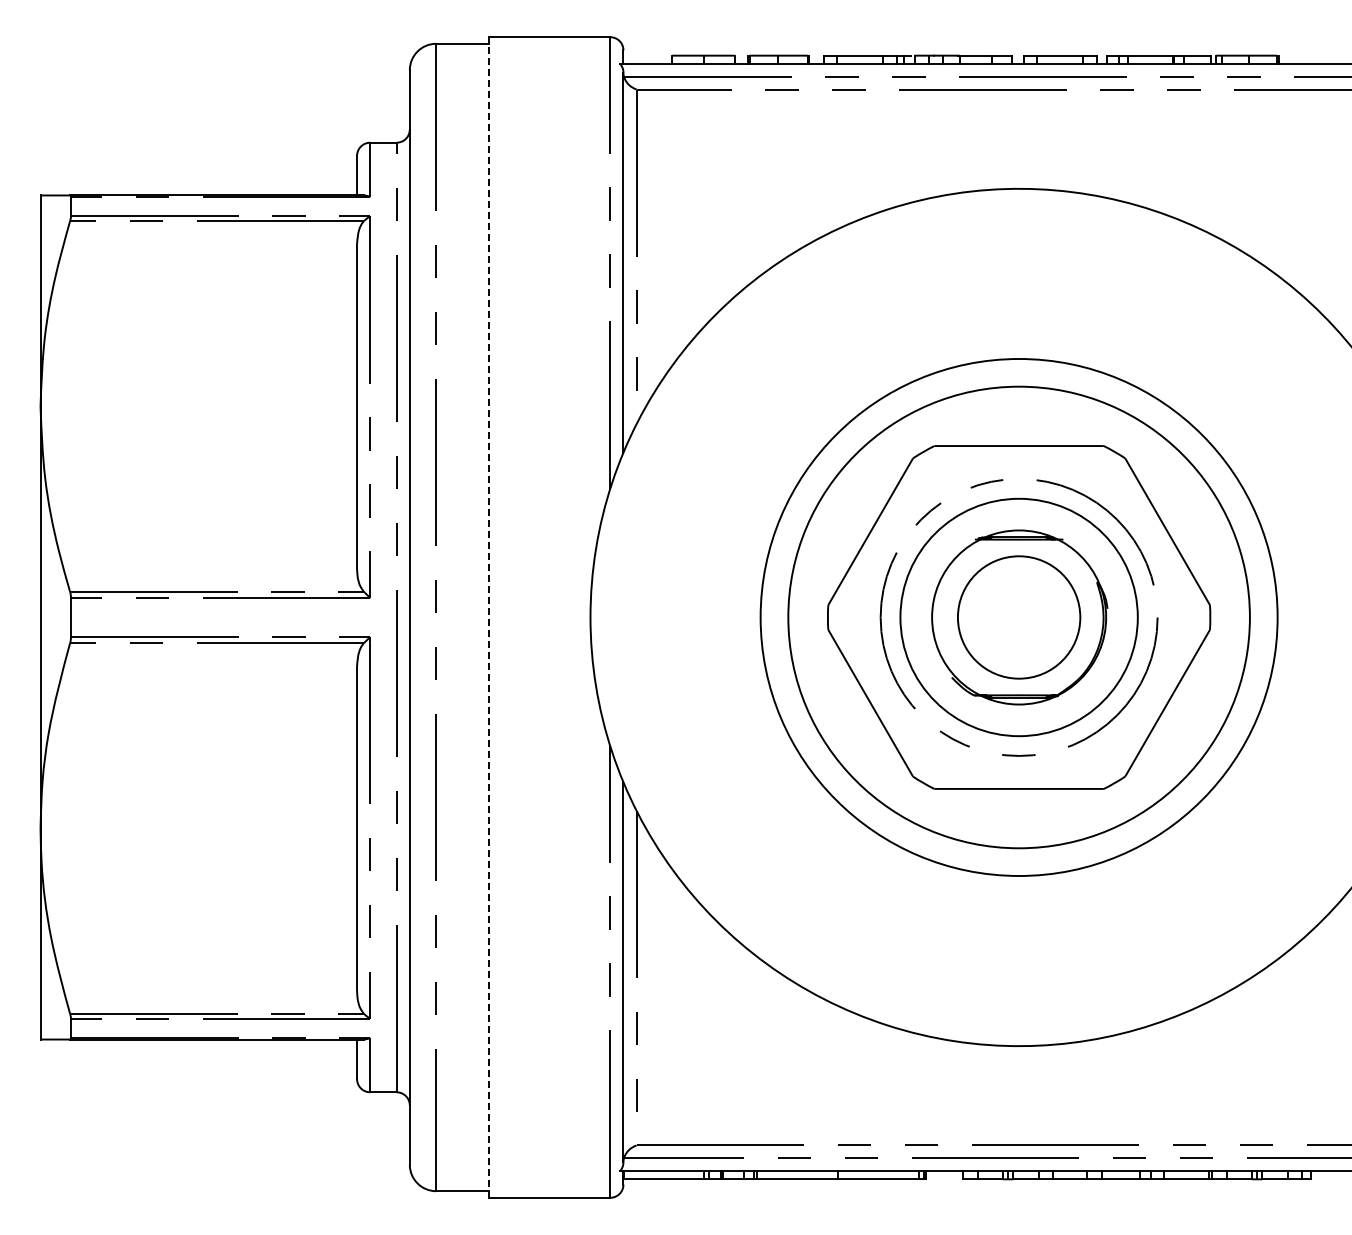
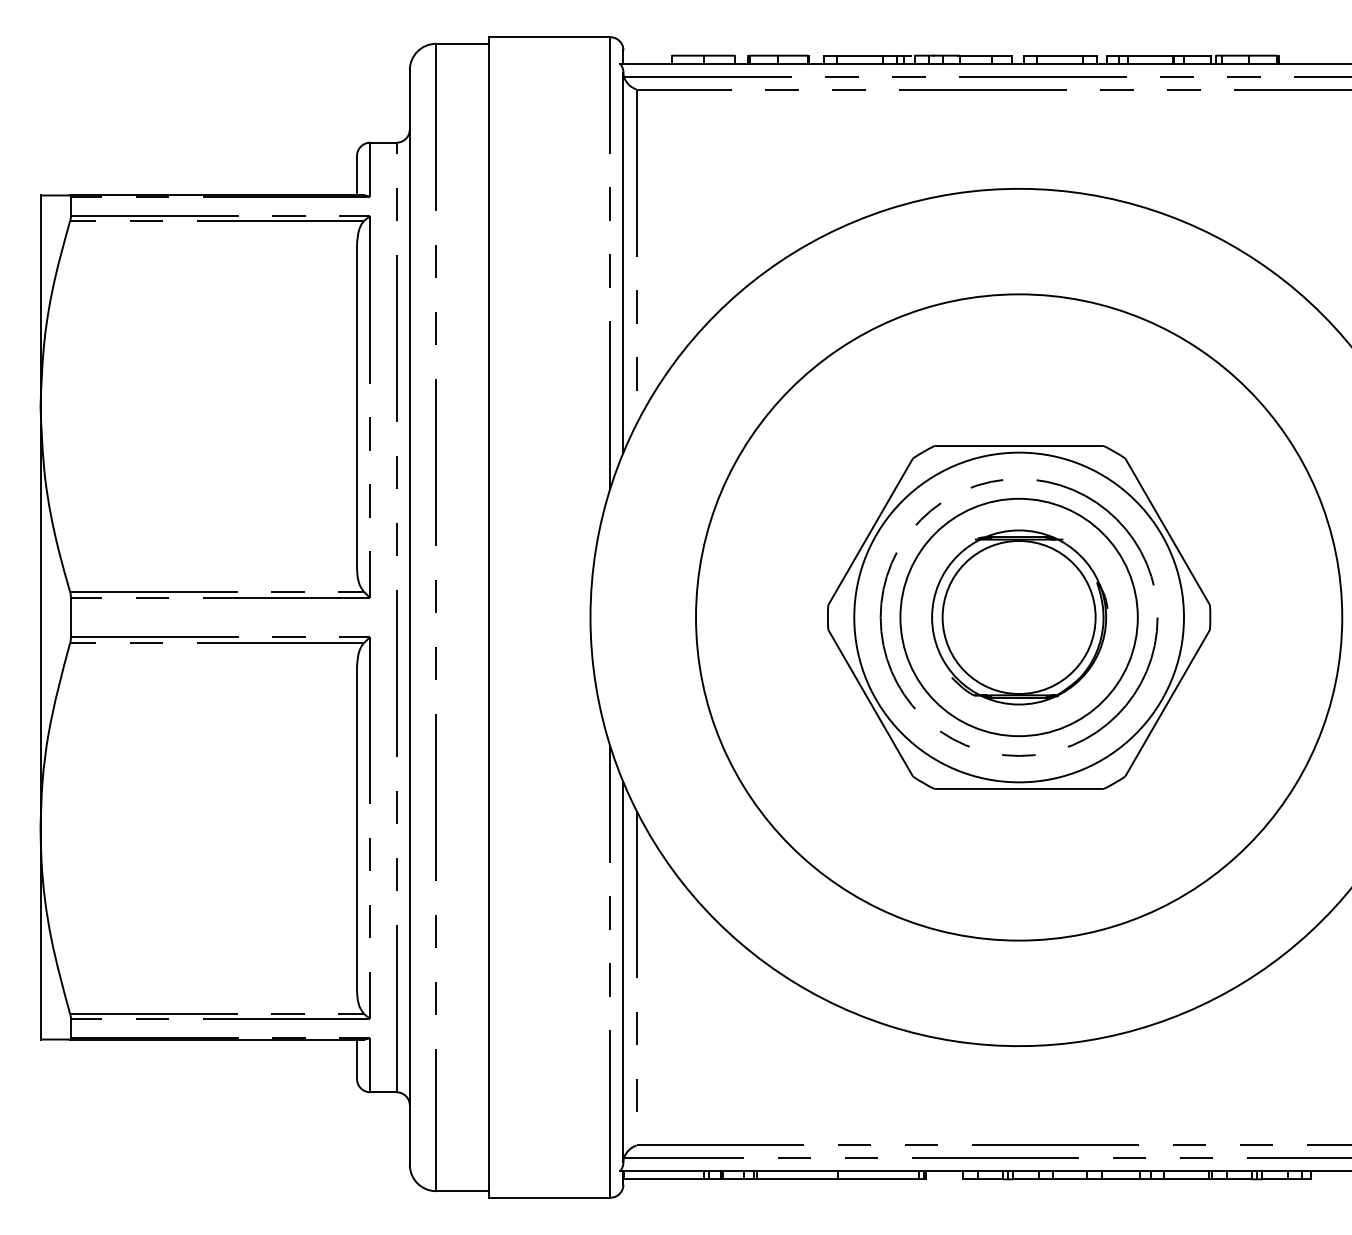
line: dashed -> solid (488, 617)
circle diameter: 122 px -> 153 px (1018, 617)
circle diameter: 462 px -> 330 px (1018, 617)
circle diameter: 517 px -> 646 px (1019, 617)
